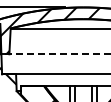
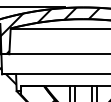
line: dashed -> solid (55, 54)
